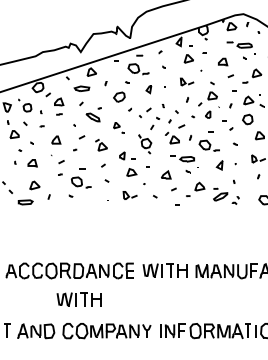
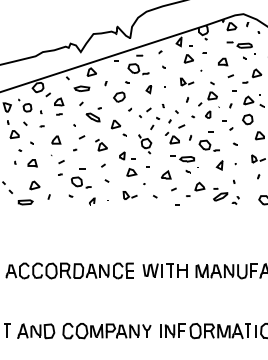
part size: 12x12 px -> 16x18 px (118, 127)
part: none -> present (92, 201)
part: present -> none (78, 299)
